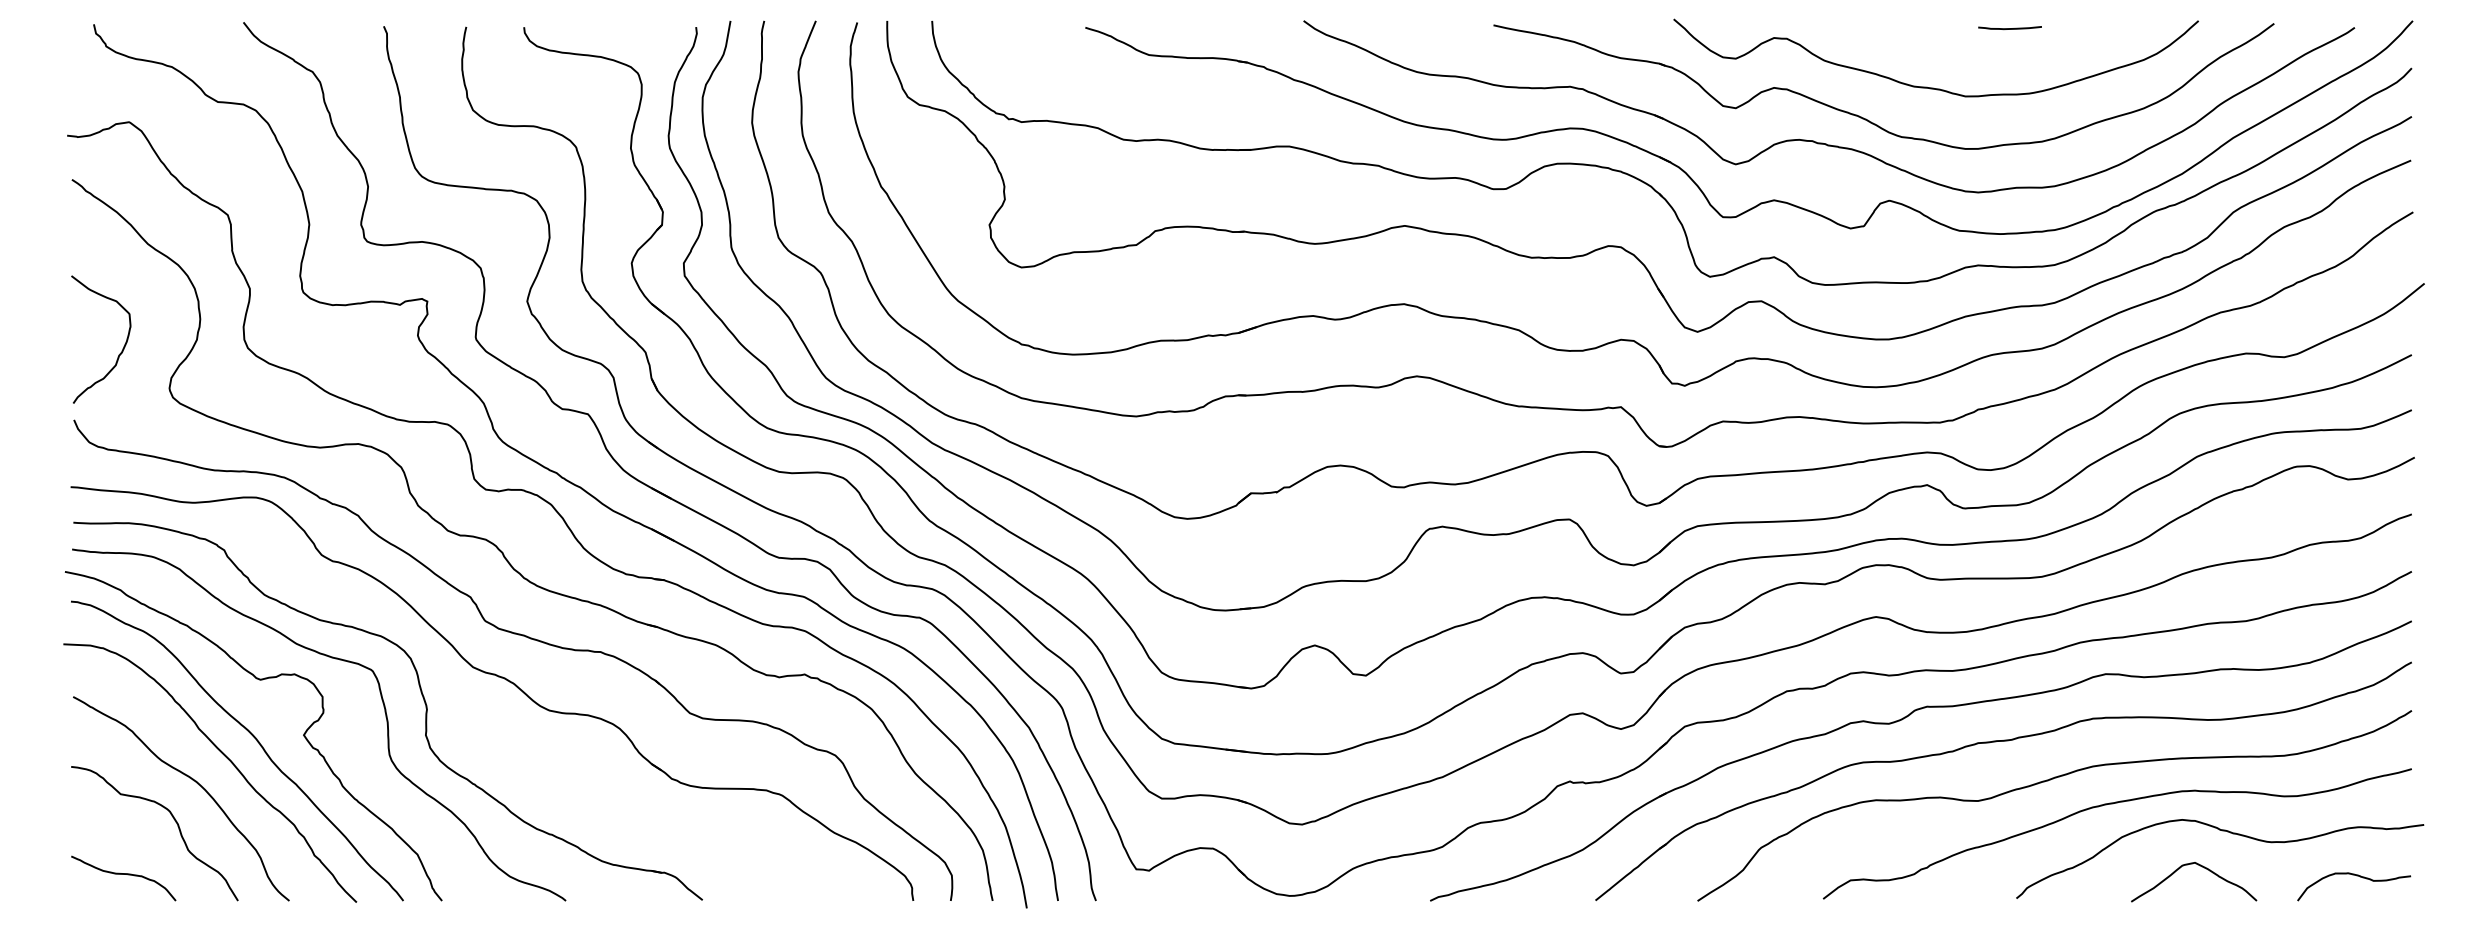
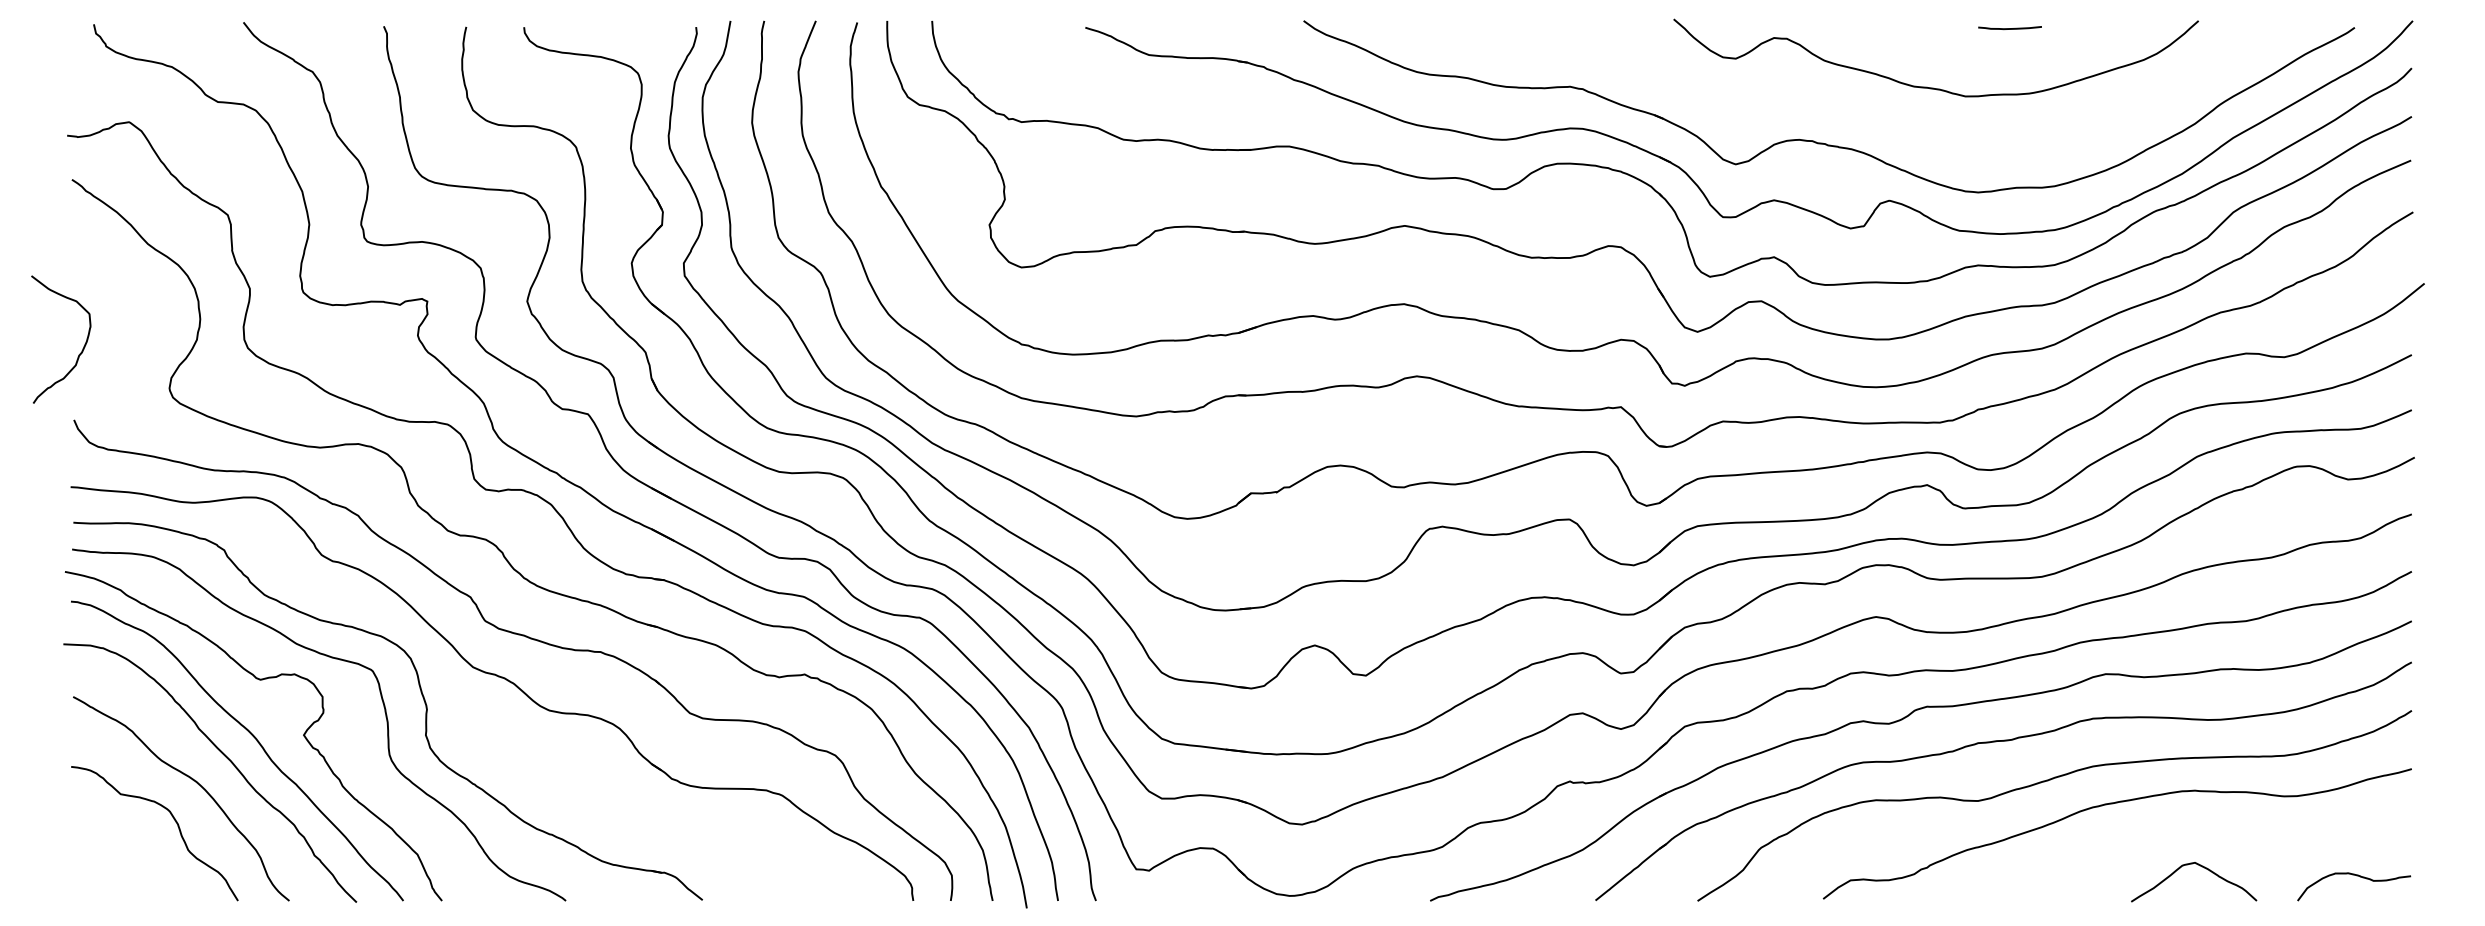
part: present -> none (1866, 118)
curve position: (118, 354) -> (78, 354) (78, 354)
curve: present -> none (2227, 832)
curve: present -> none (123, 874)
